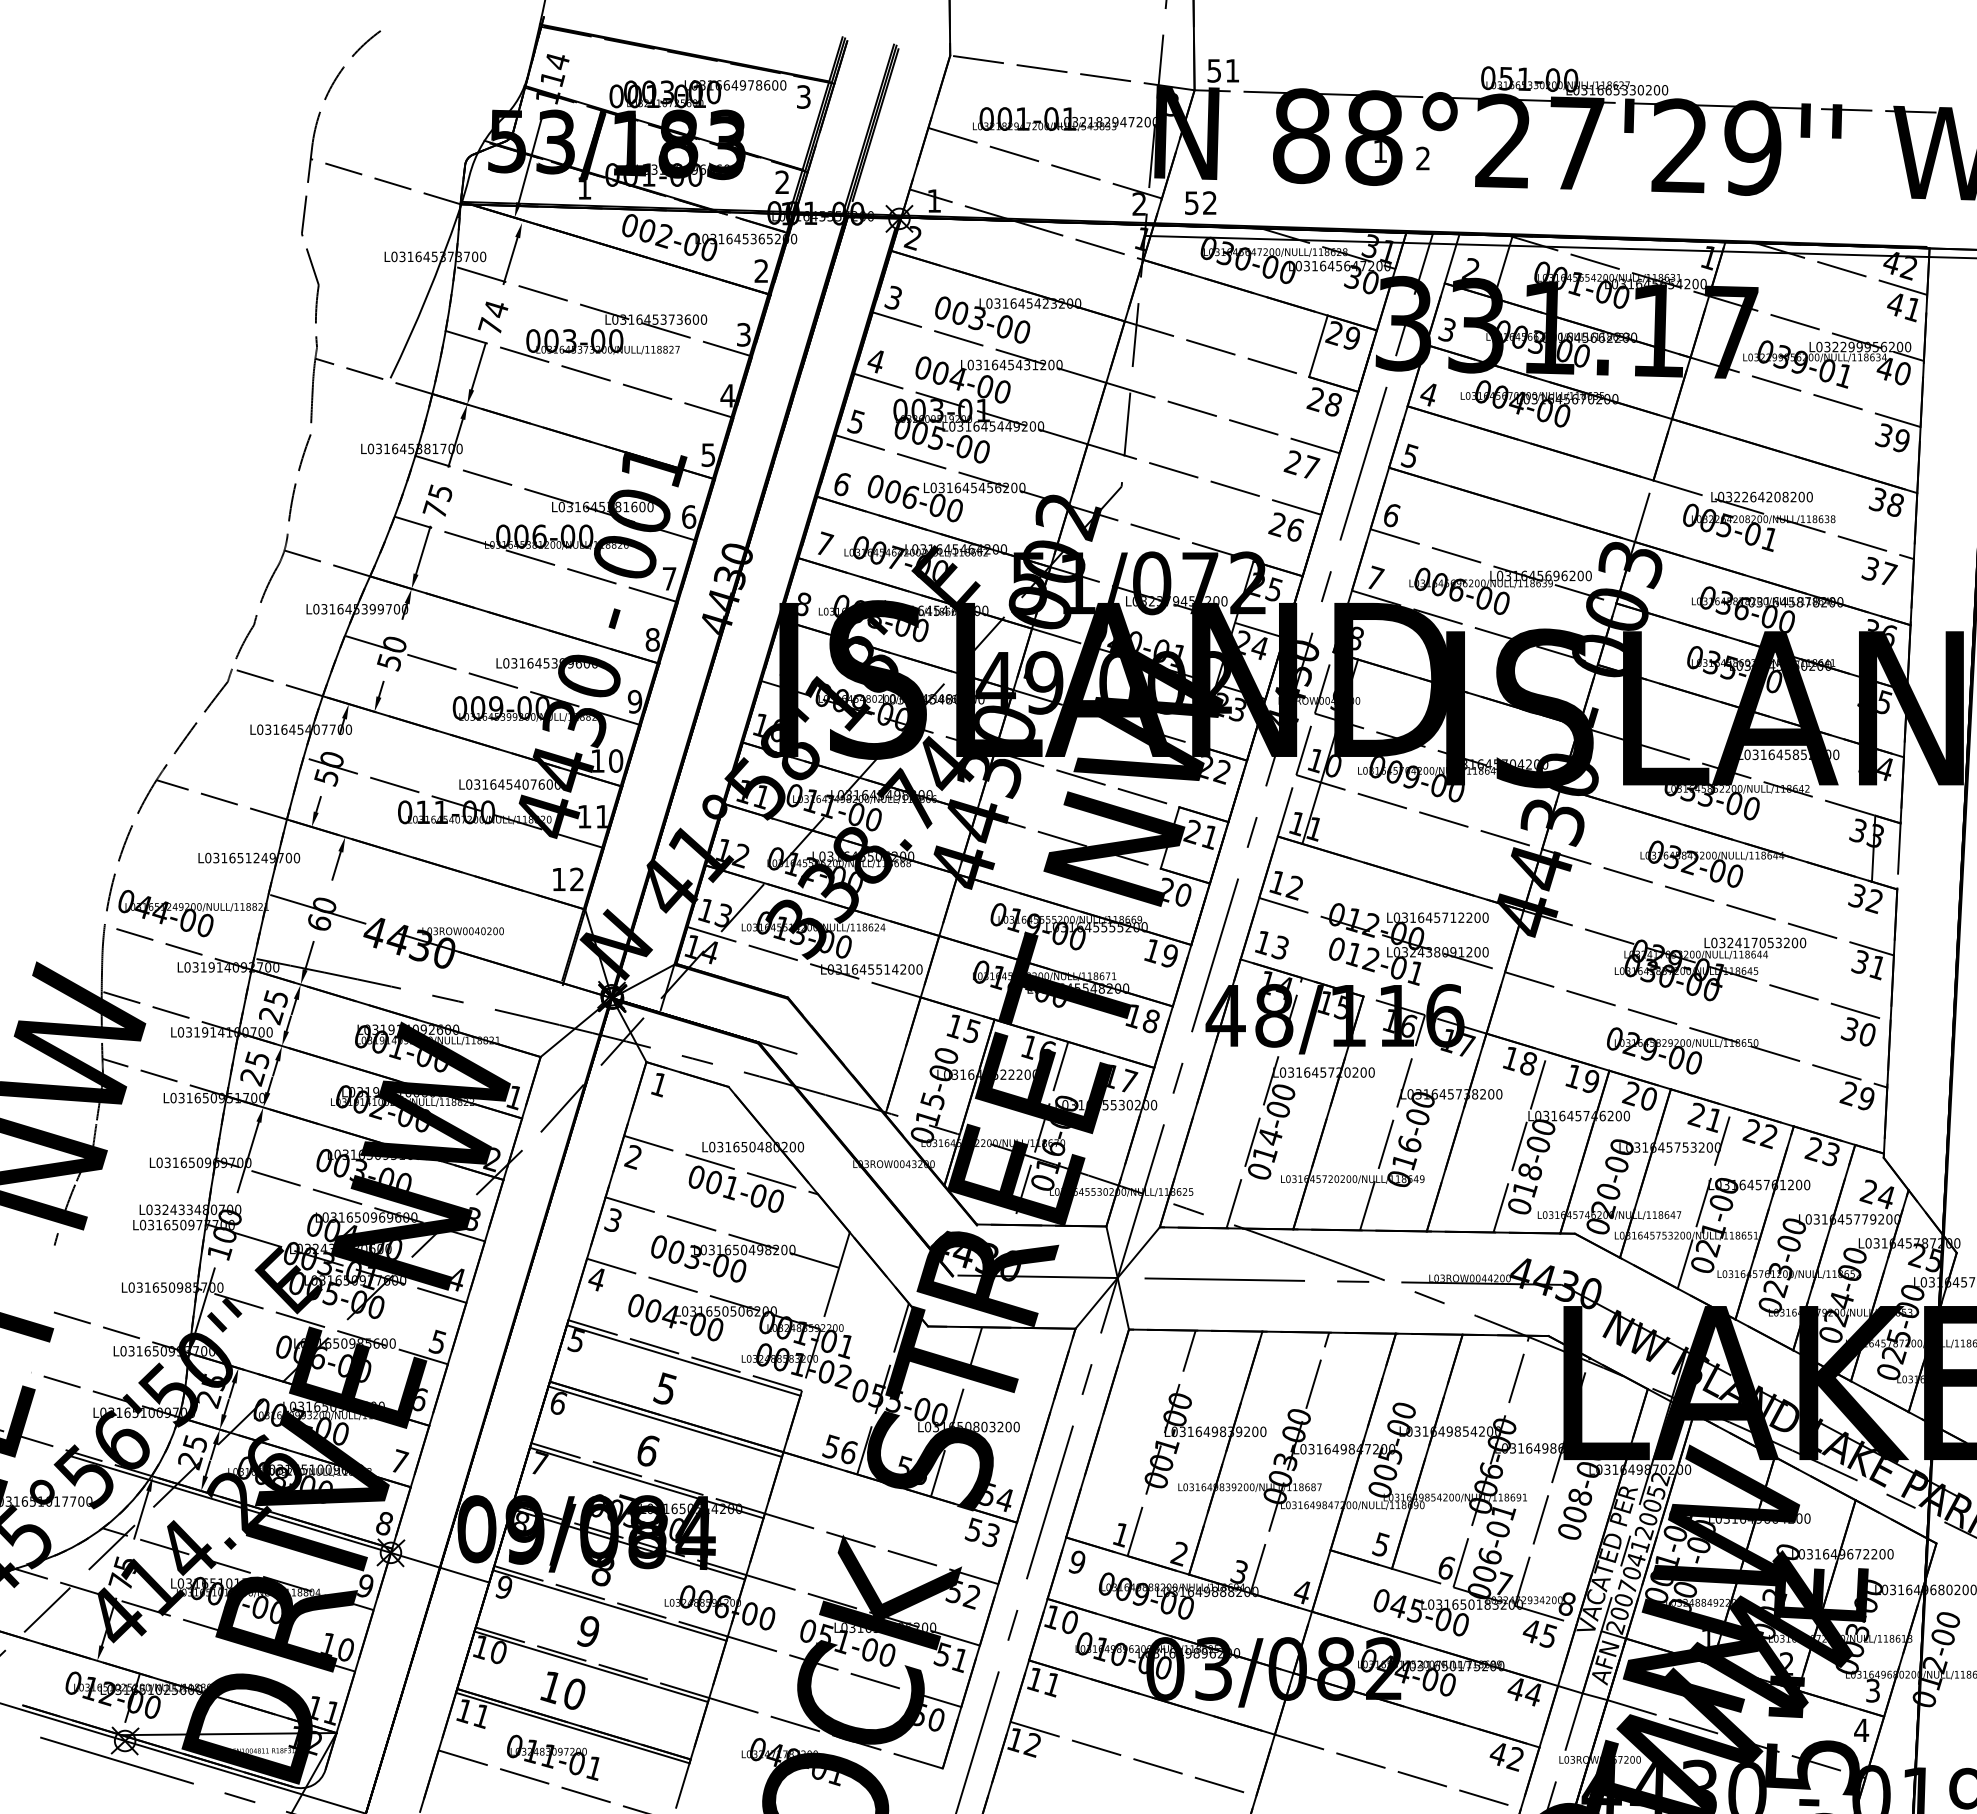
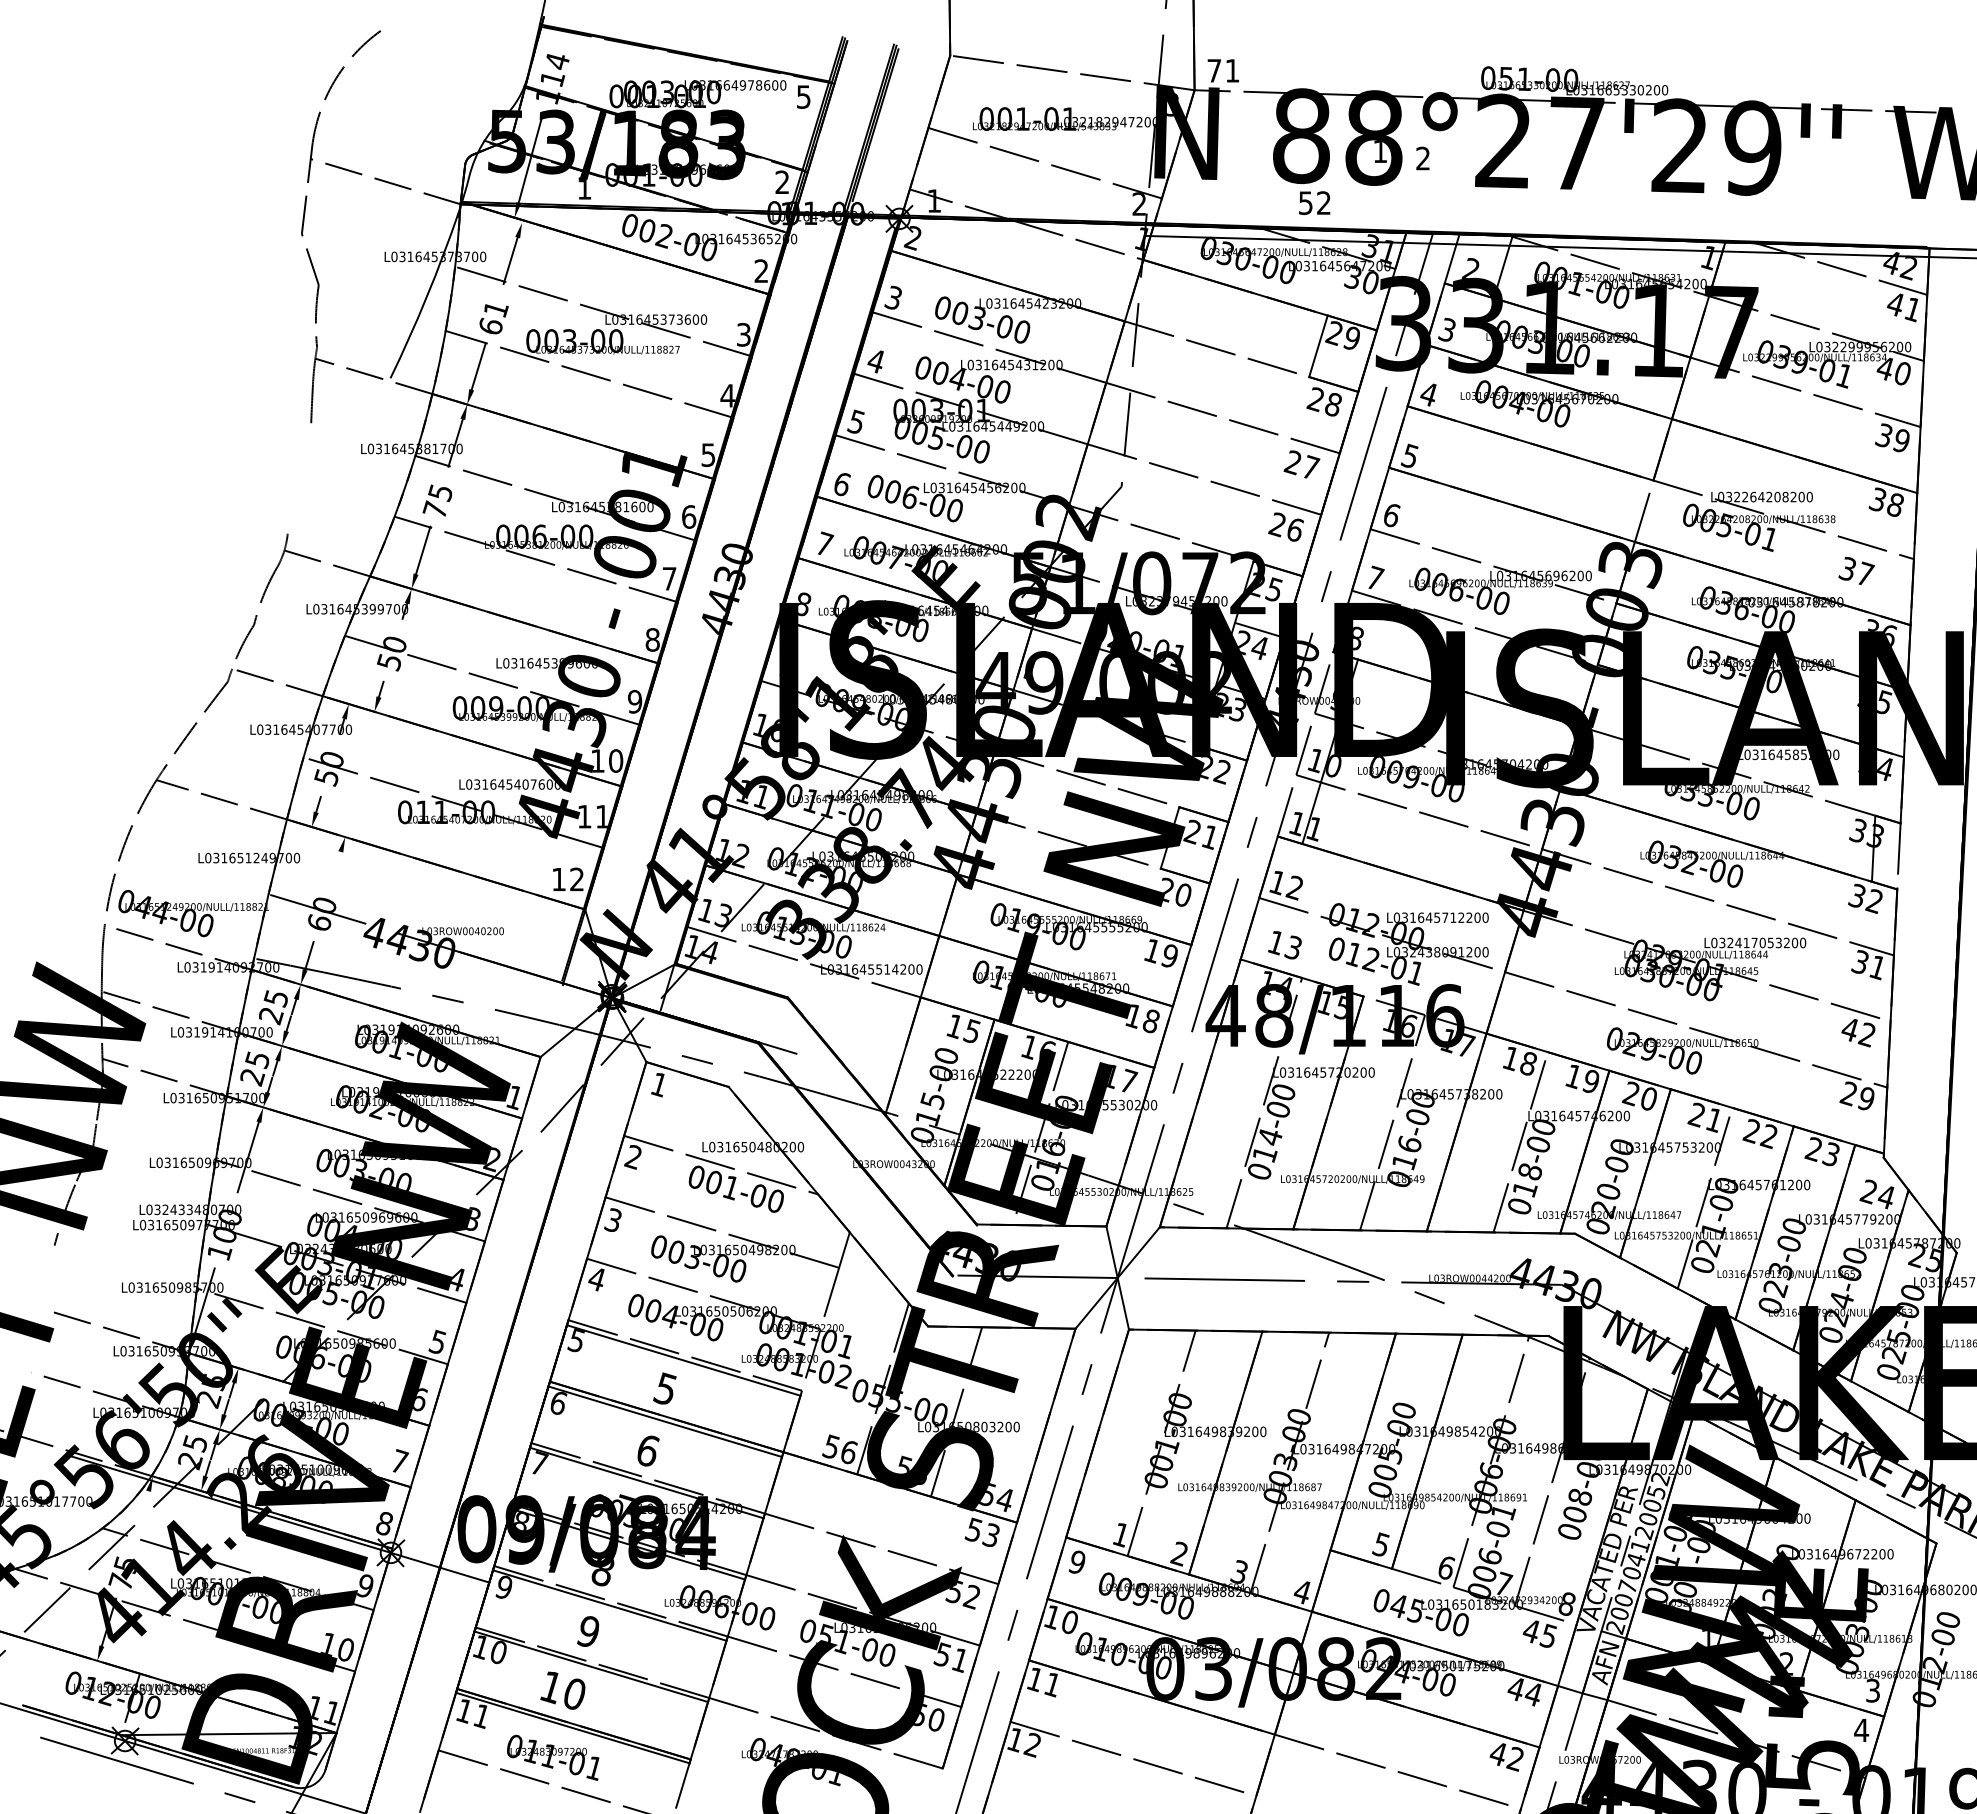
text: 51 -> 71 (1214, 70)
text: 3 -> 5 (803, 96)
text position: (1200, 203) -> (1314, 203) (1314, 203)
text: 74 -> 61 (493, 317)
arc: present -> none (299, 471)
text position: (1879, 570) -> (1856, 570) (1856, 570)
line: present -> none (336, 865)
text position: (1271, 945) -> (1284, 945) (1284, 945)
text: 30 -> 42 (1857, 1032)
line: present -> none (141, 1514)
